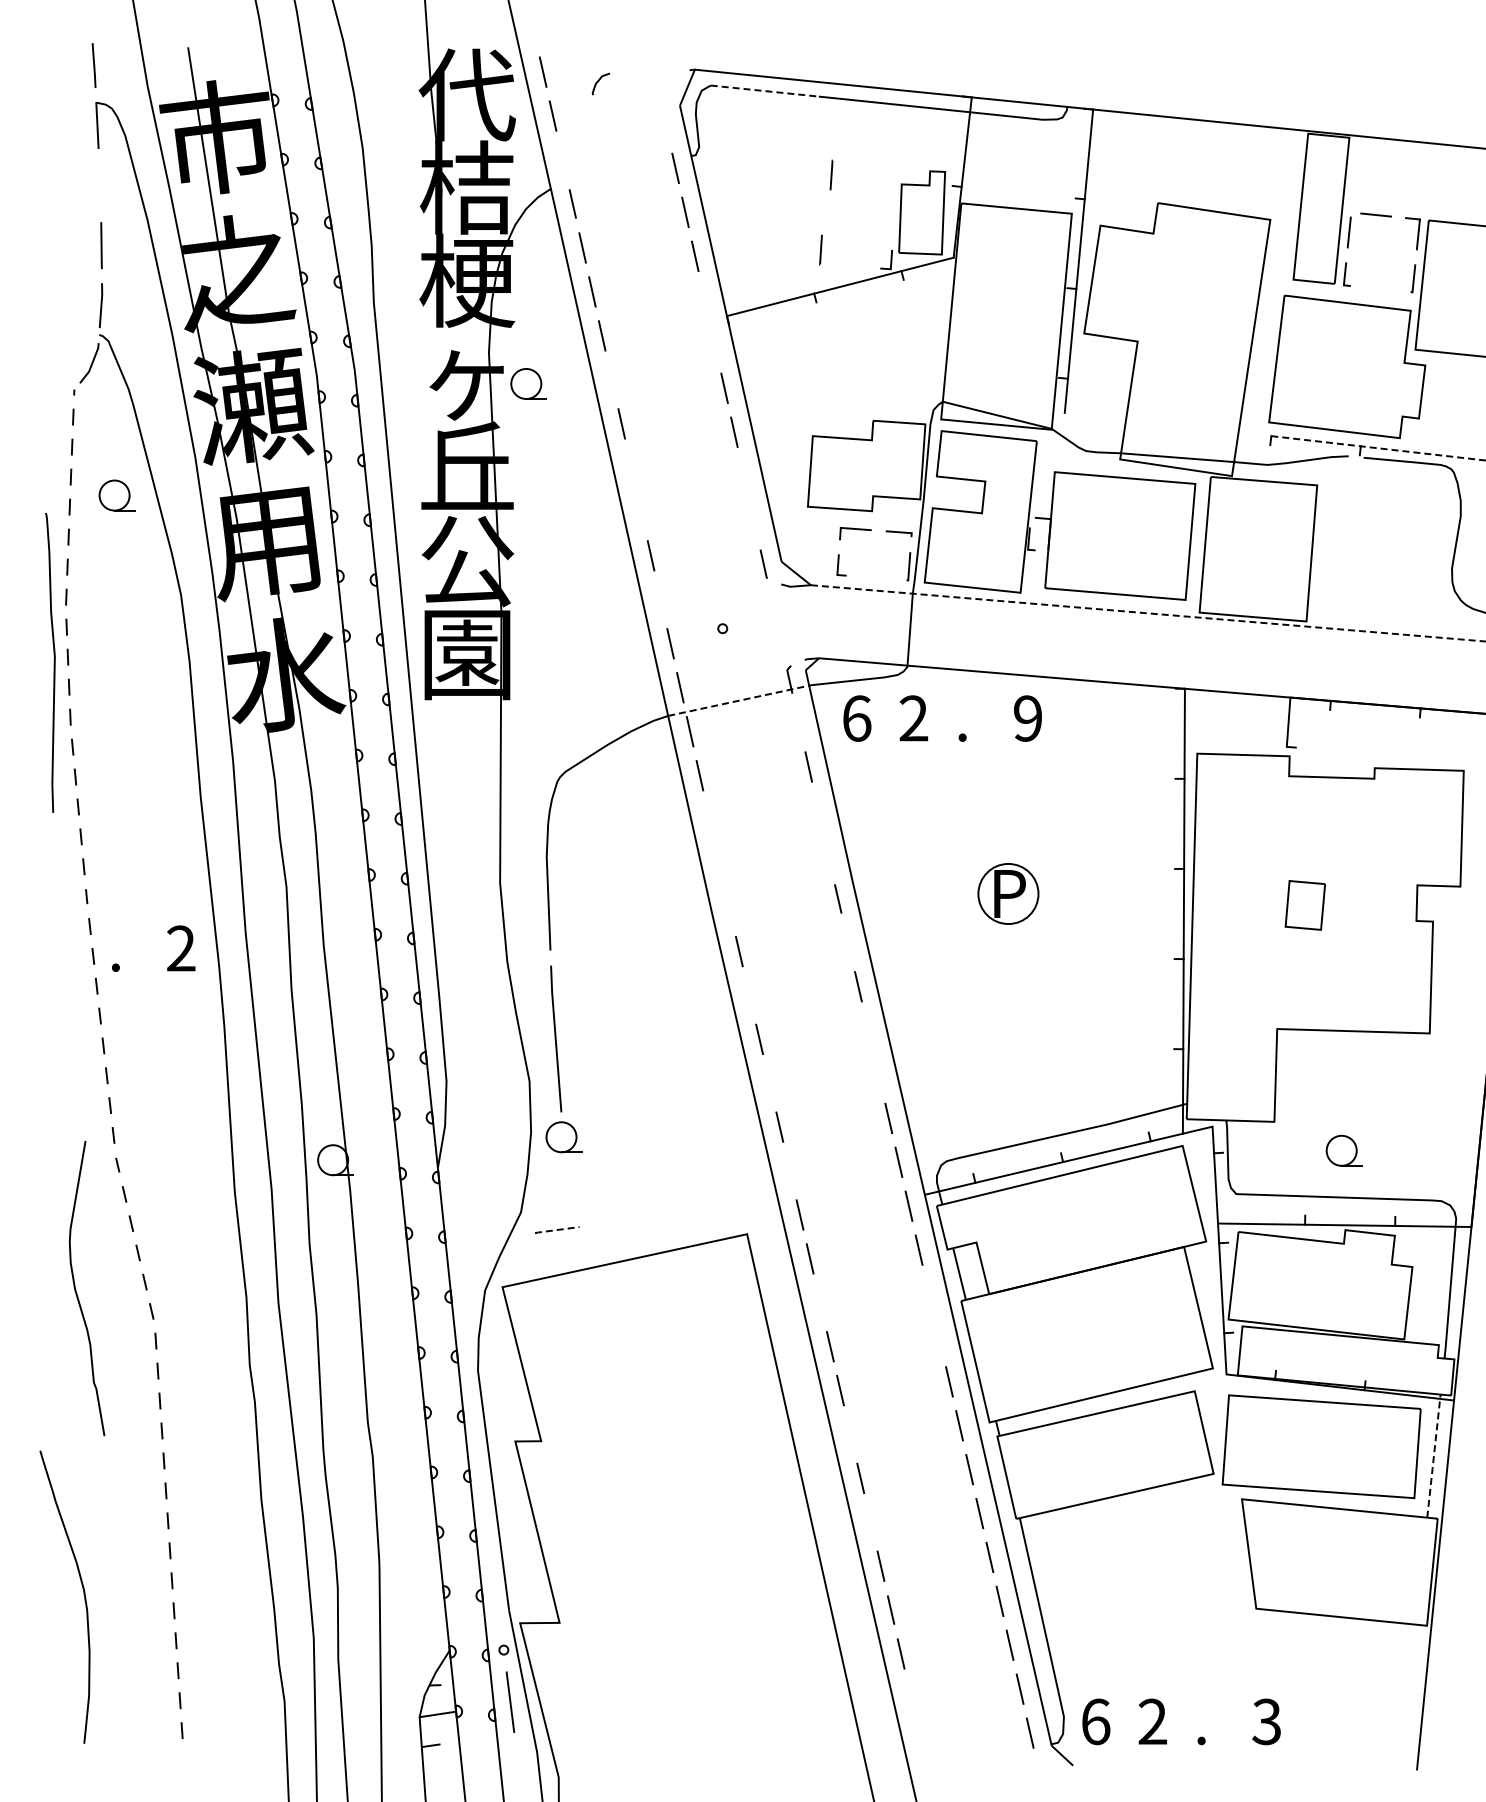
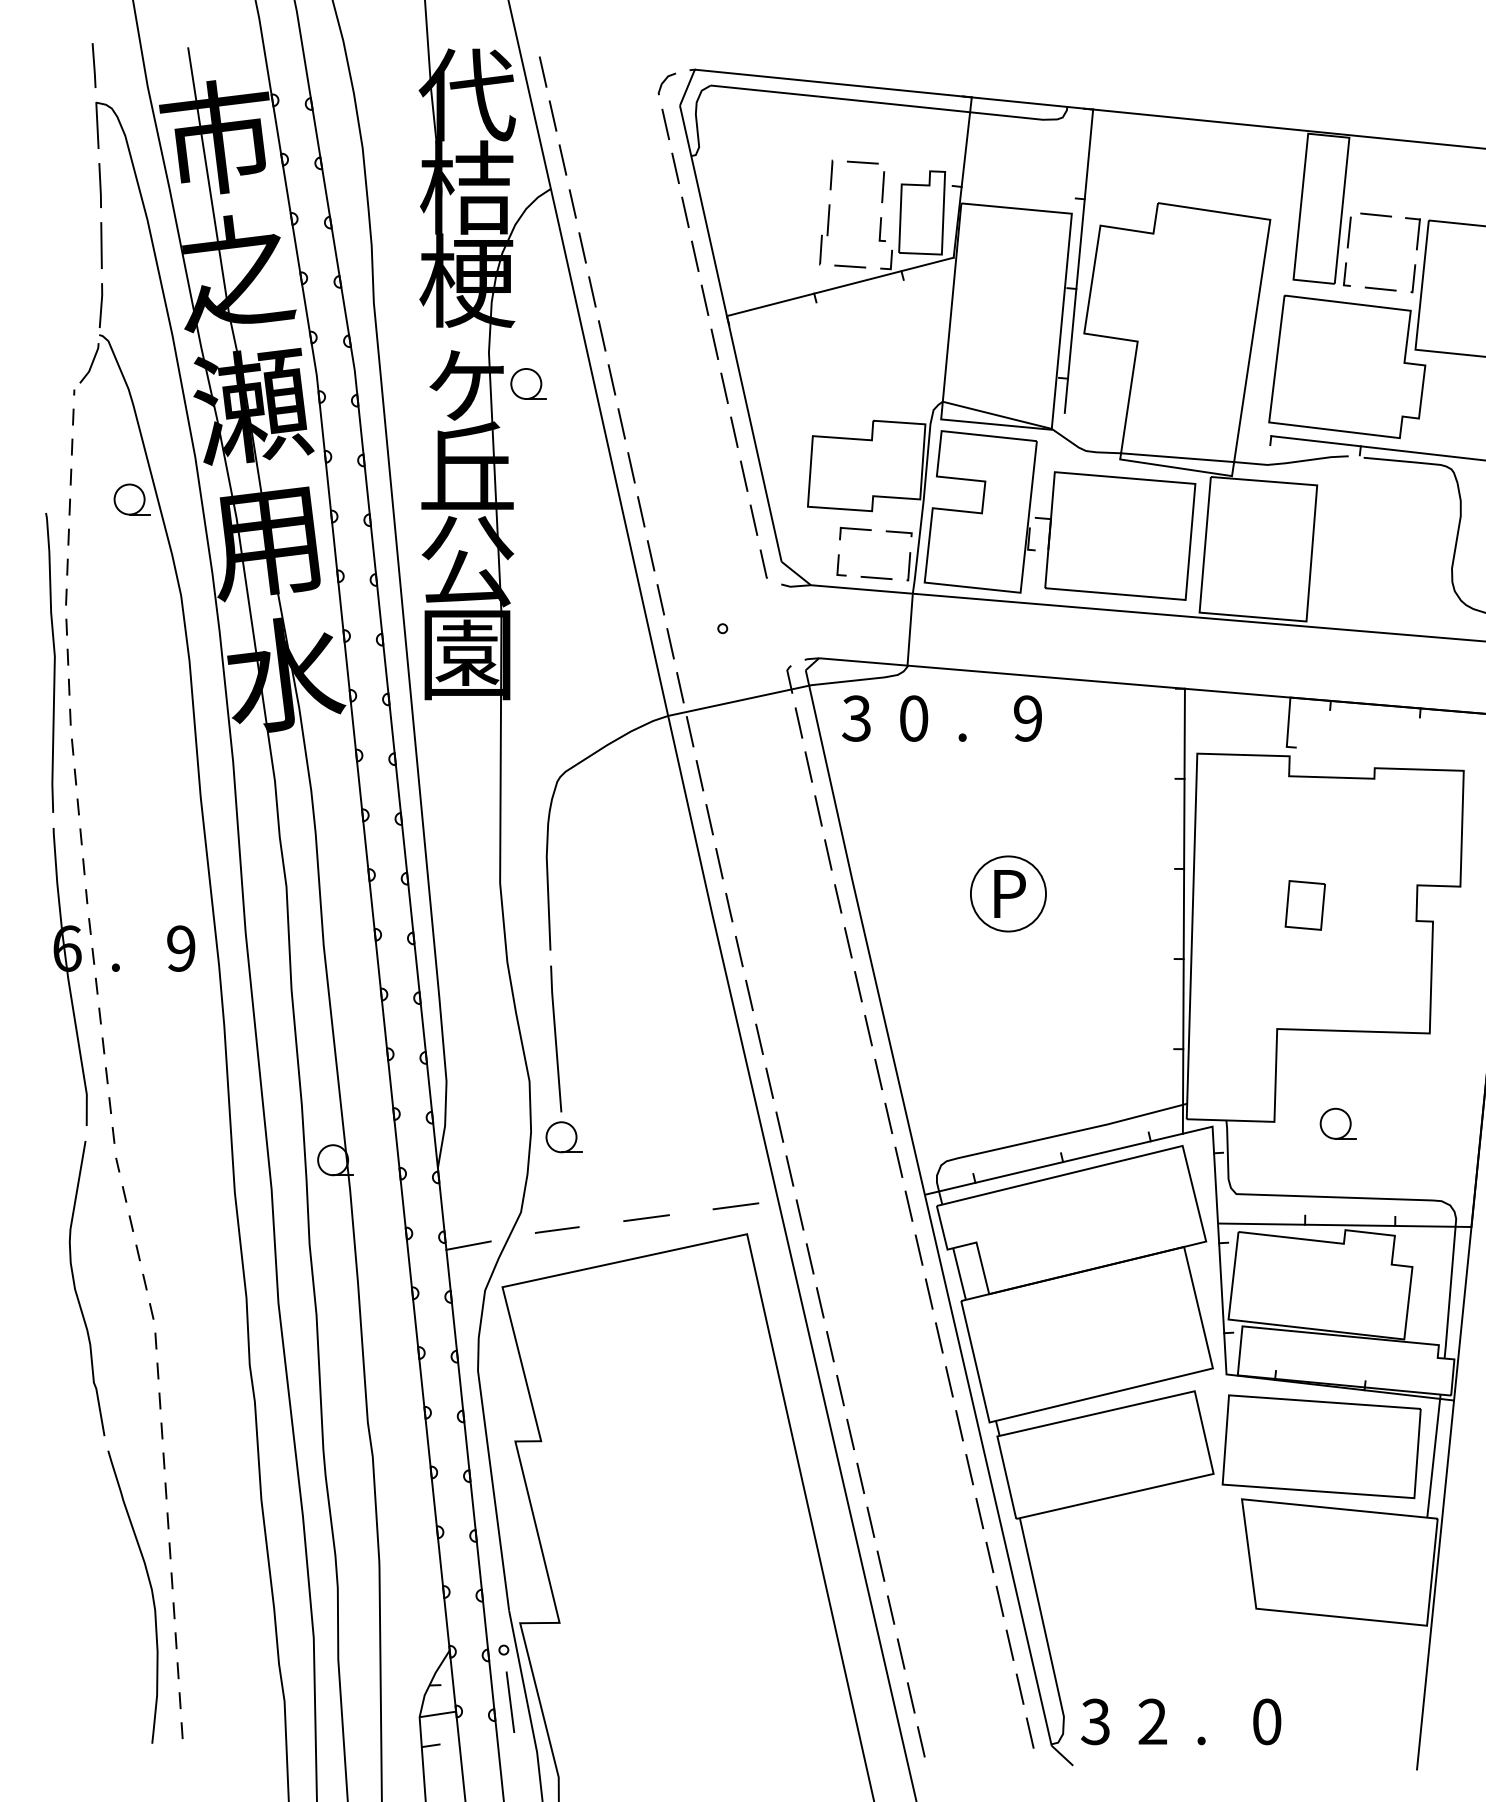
line position: (599, 81) -> (665, 81) (665, 81)
line: dashed -> solid (765, 91)
line: none -> present (665, 124)
line: none -> present (562, 159)
line: none -> present (862, 162)
line: none -> present (99, 185)
line: none -> present (883, 187)
line: none -> present (828, 220)
line: none -> present (881, 229)
line: none -> present (850, 266)
line: none -> present (1380, 288)
line: none -> present (704, 300)
line: none -> present (714, 343)
line: none -> present (611, 379)
line: dashed -> solid (1378, 448)
line: none -> present (631, 467)
line: none -> present (744, 475)
part position: (116, 495) -> (131, 499) (131, 499)
line: none -> present (641, 511)
line: none -> present (753, 519)
line: none -> present (876, 577)
line: none -> present (660, 599)
line: dashed -> solid (1148, 613)
line: dashed -> solid (739, 700)
text: 6 -> 3 (856, 718)
text: 2 -> 0 (913, 718)
line: none -> present (798, 722)
line: none -> present (818, 810)
line: none -> present (709, 819)
line: none -> present (828, 854)
line: none -> present (719, 863)
circle diameter: 60 px -> 75 px (1007, 893)
line: none -> present (729, 907)
line: none -> present (847, 942)
text: 2 -> 9 (181, 948)
part: none -> present (69, 976)
line: none -> present (749, 995)
line: none -> present (868, 1030)
line: none -> present (878, 1074)
line: none -> present (769, 1082)
part position: (1343, 1150) -> (1337, 1123) (1337, 1123)
line: none -> present (789, 1170)
line: none -> present (735, 1206)
line: none -> present (646, 1218)
line: dashed -> solid (556, 1230)
line: none -> present (468, 1245)
line: none -> present (928, 1293)
line: none -> present (819, 1302)
line: none -> present (939, 1337)
line: none -> present (850, 1434)
line: dashed -> solid (1433, 1456)
line: none -> present (870, 1521)
curve position: (83, 1594) -> (151, 1594) (151, 1594)
line: none -> present (910, 1697)
text: 6 -> 3 (1095, 1721)
text: 3 -> 0 (1266, 1721)
line: none -> present (920, 1741)
